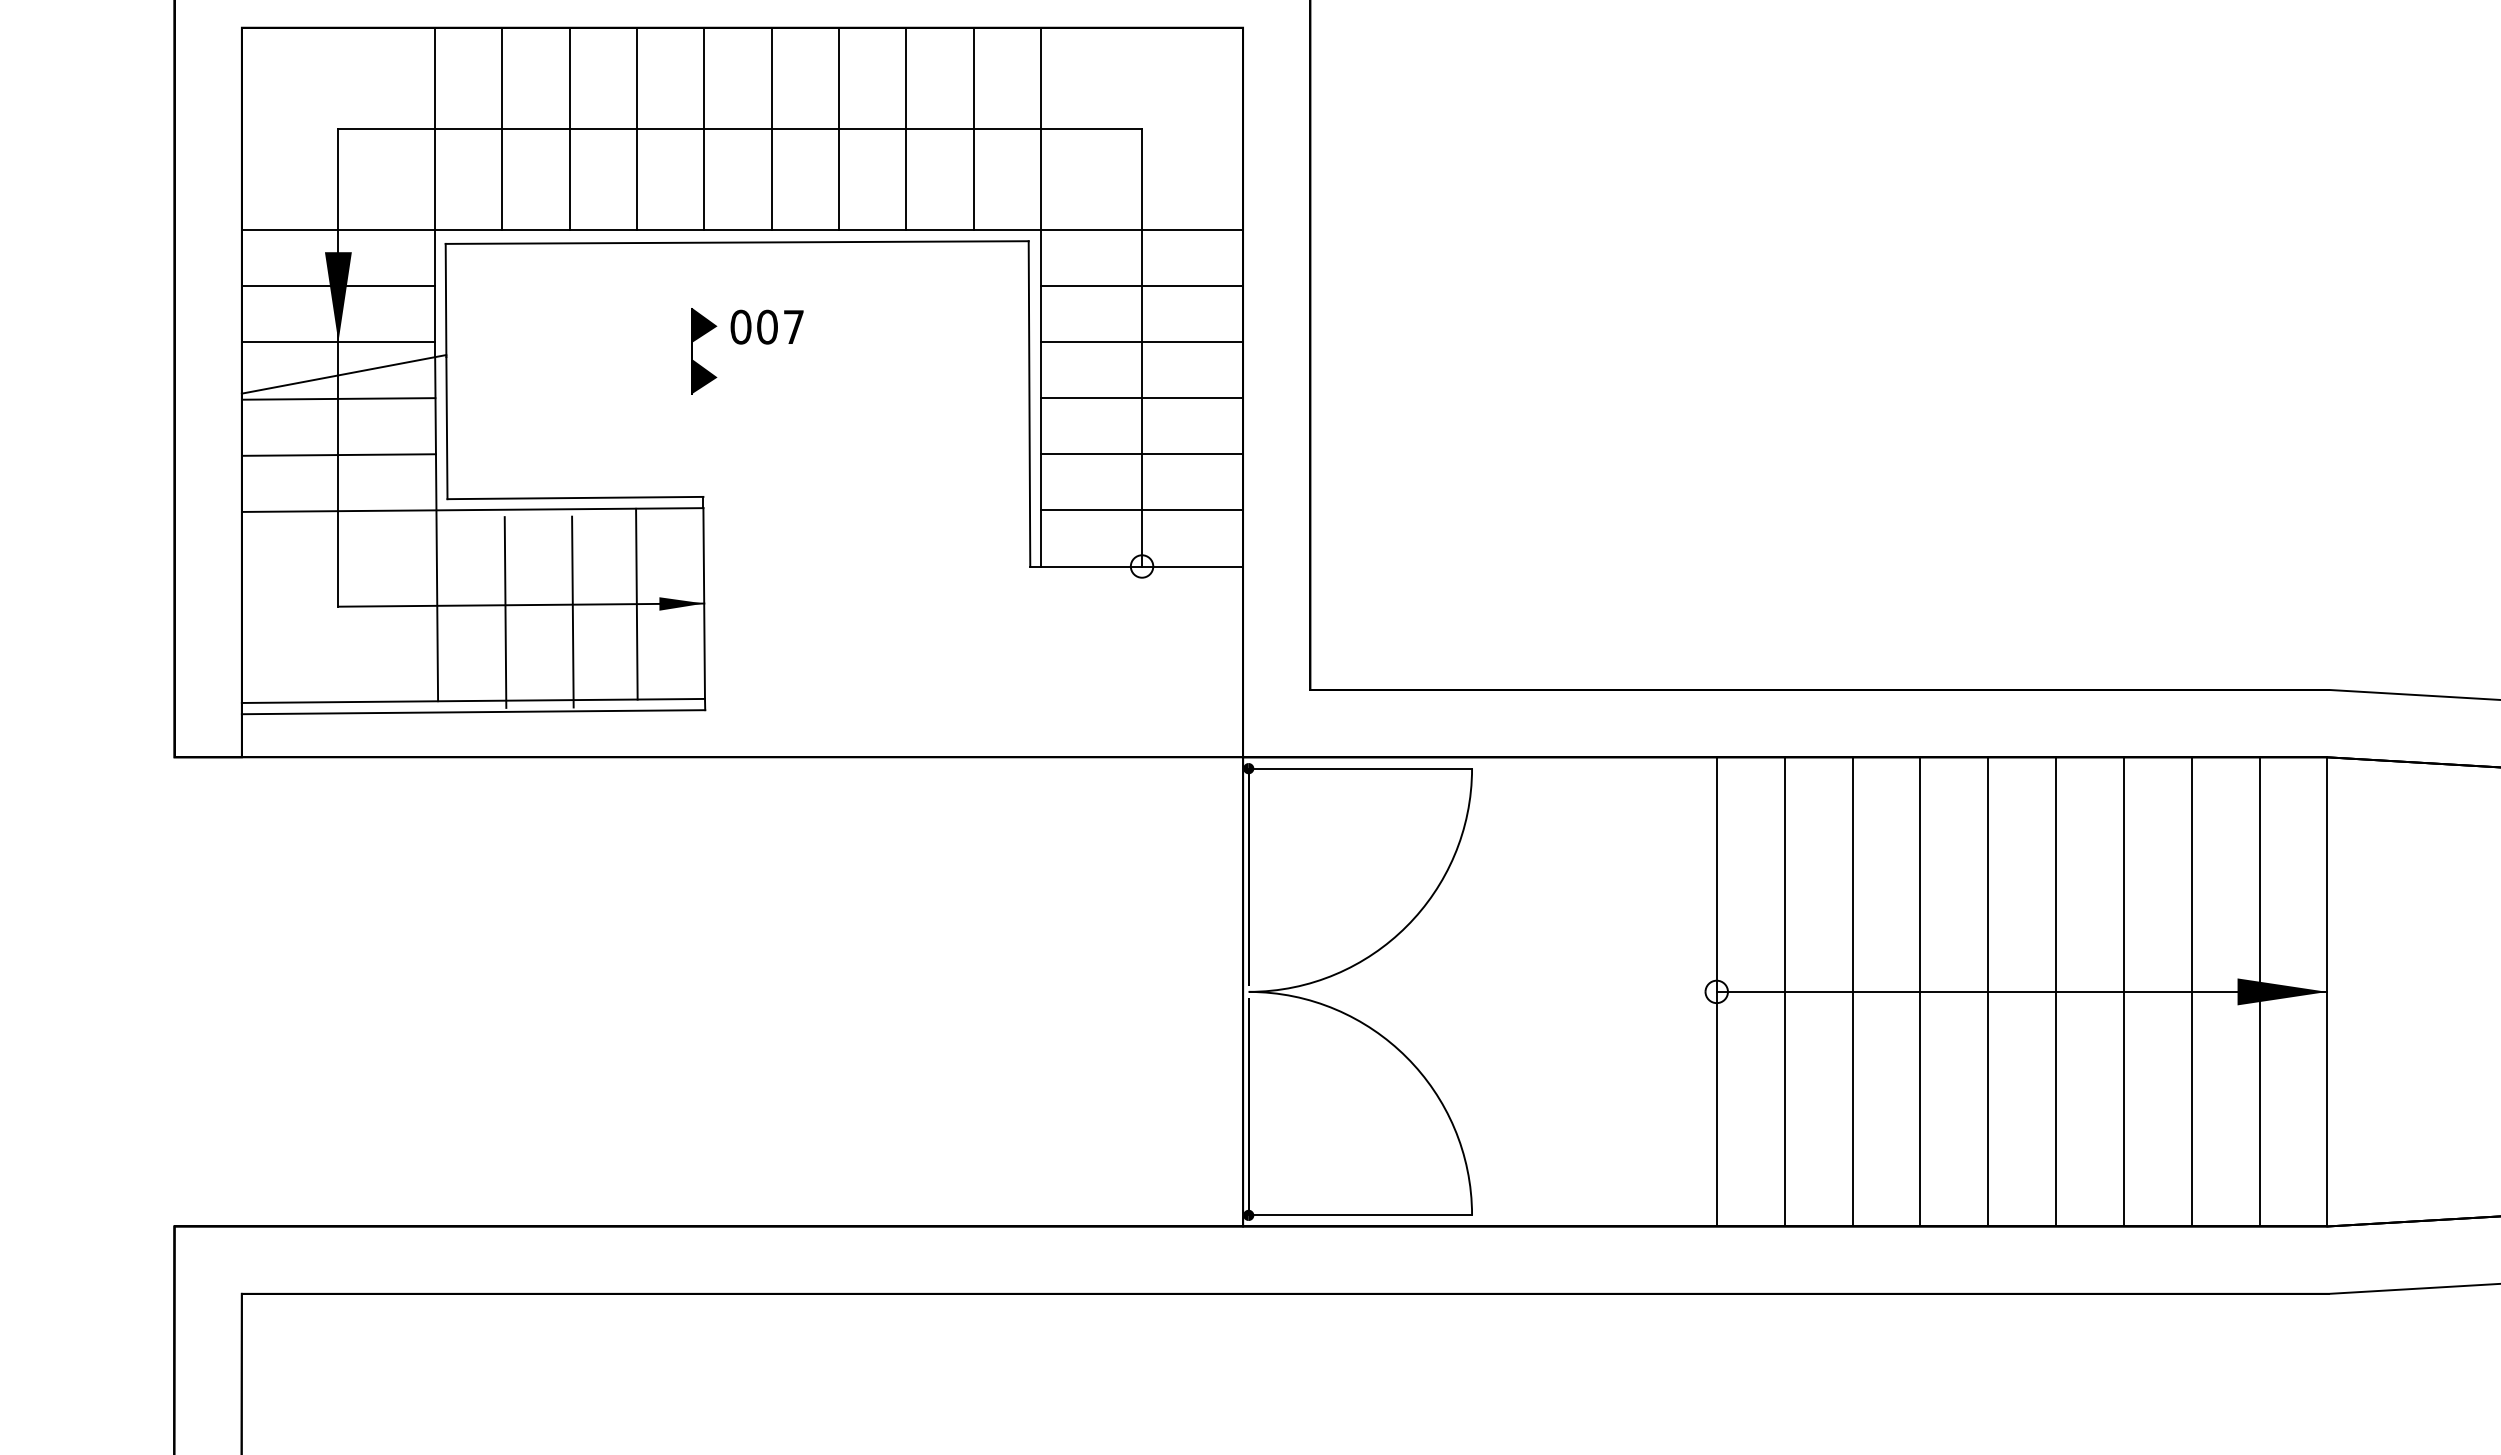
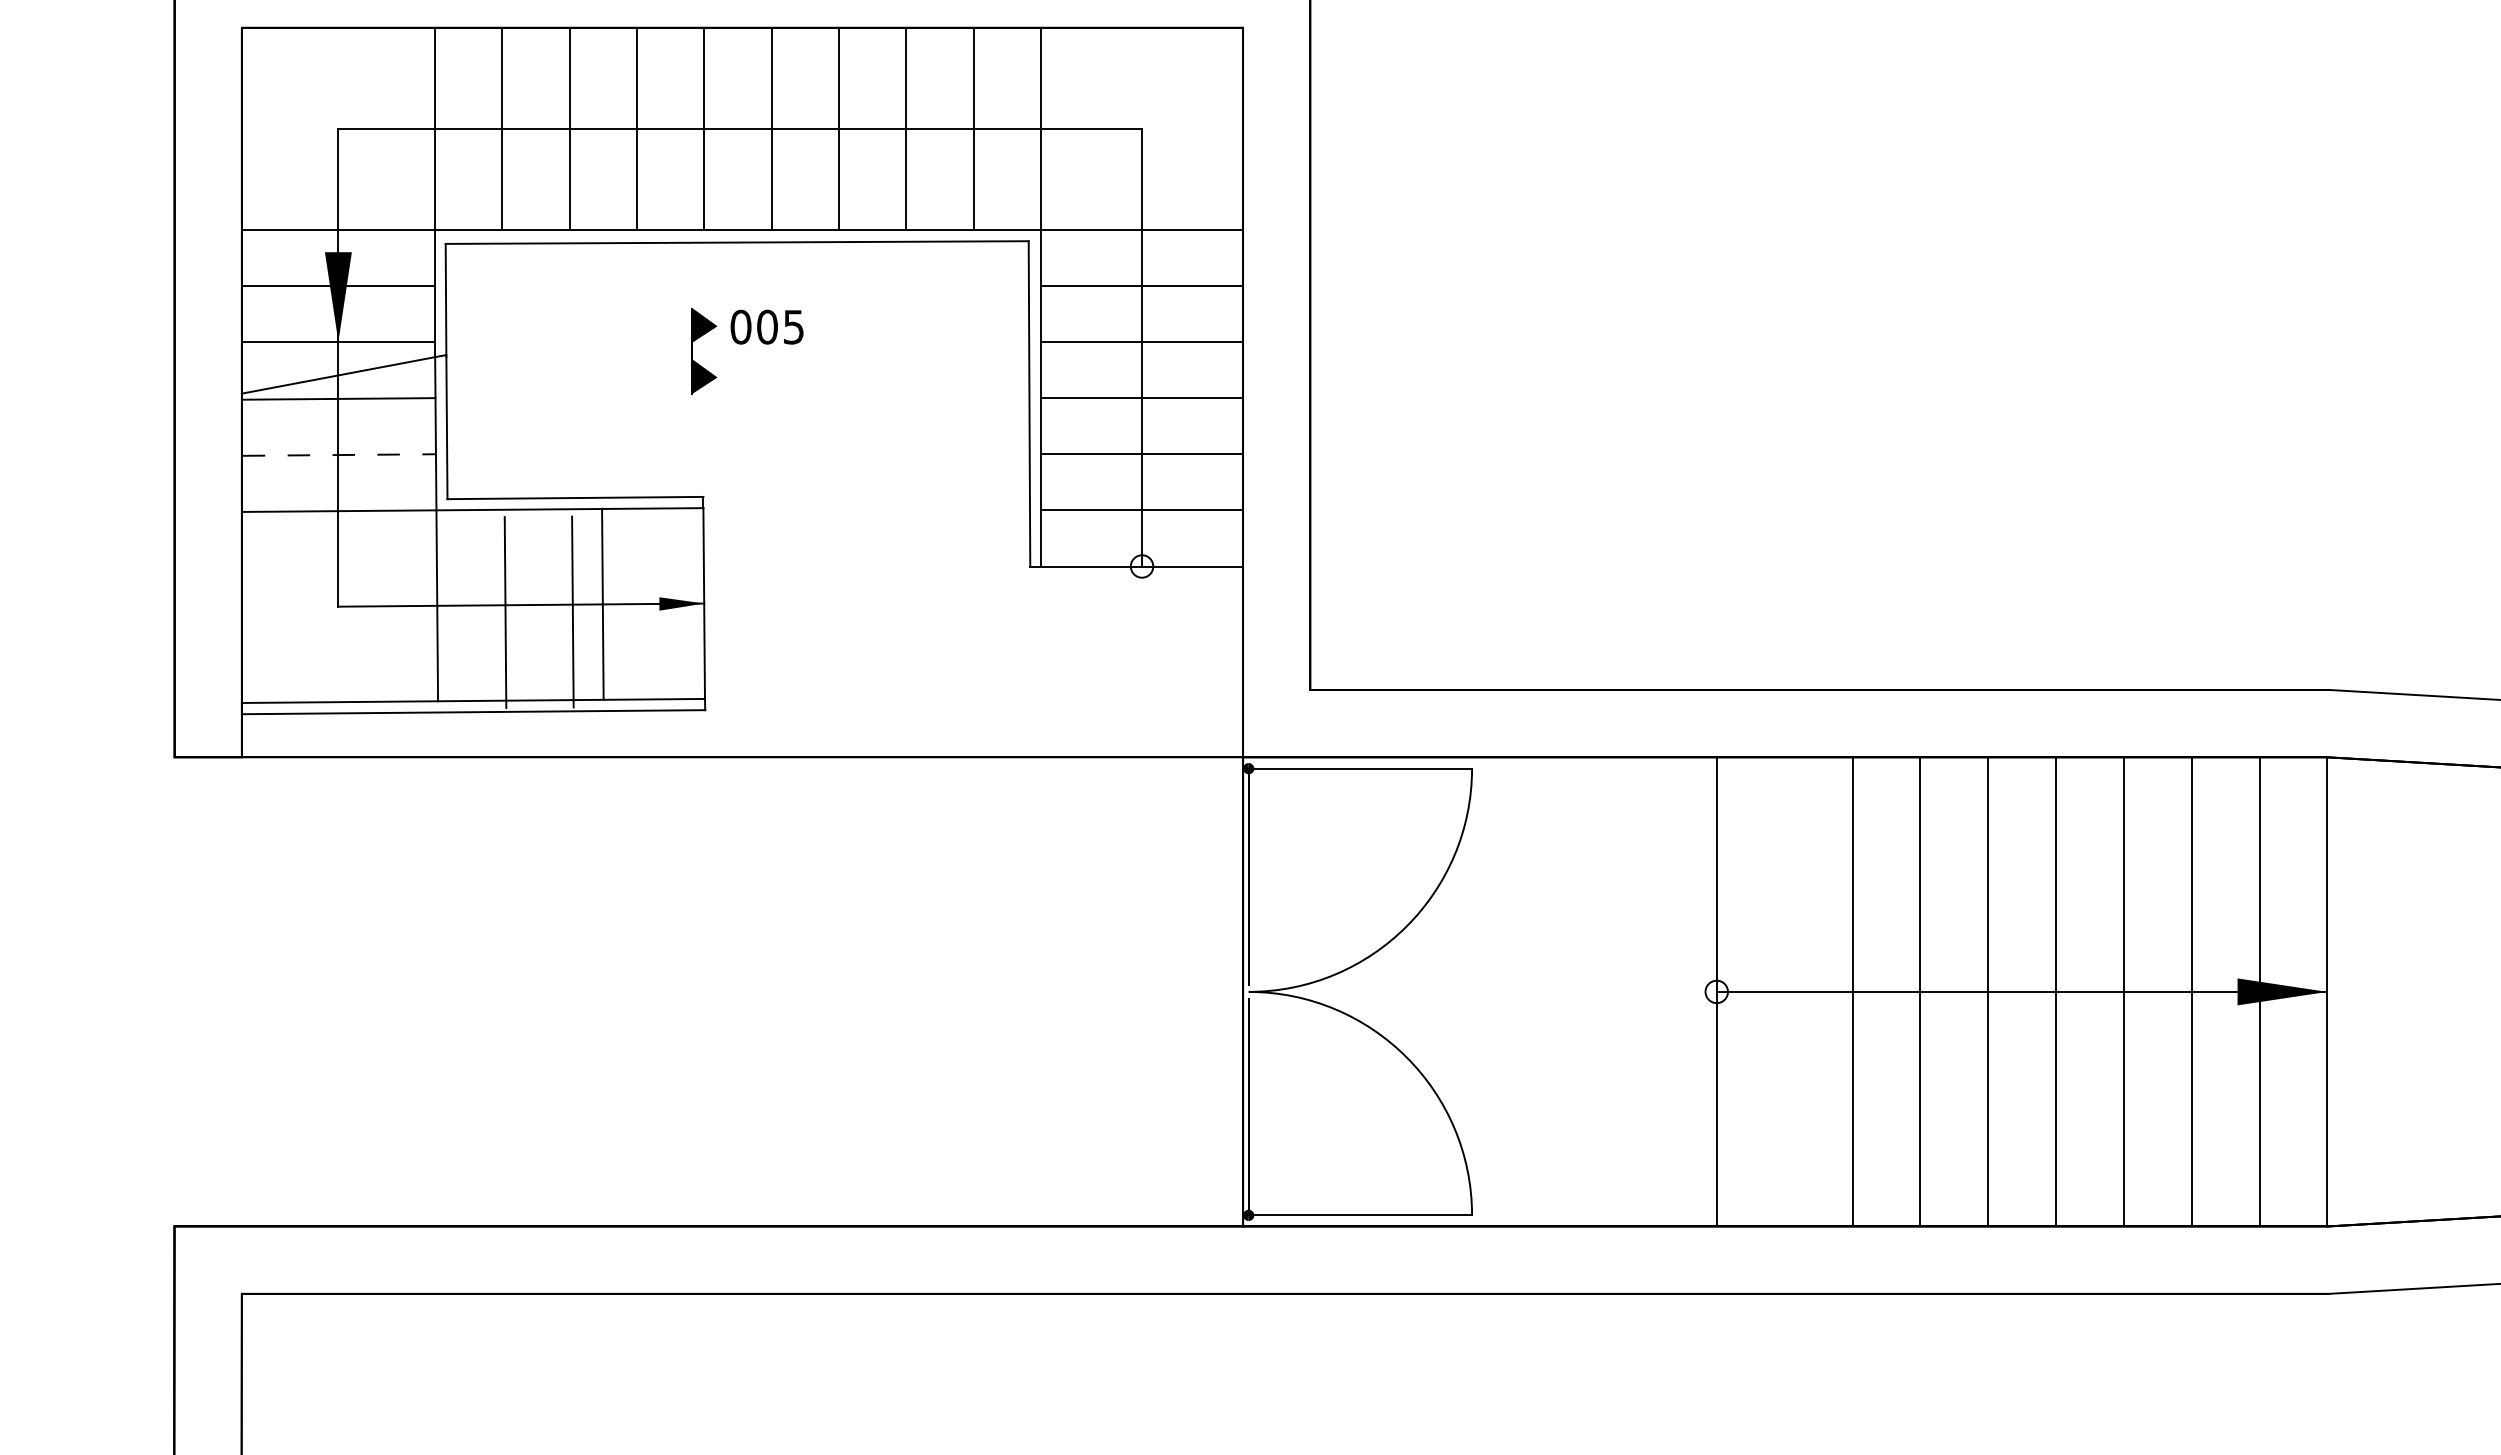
text: 007 -> 005 (793, 327)
line: solid -> dashed (339, 455)
line position: (636, 603) -> (602, 603) (602, 603)
line: present -> none (1784, 991)
